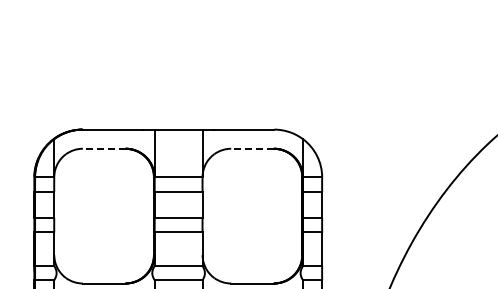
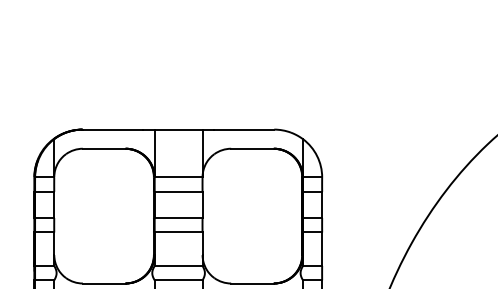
line: dashed -> solid (104, 148)
line: dashed -> solid (252, 148)
